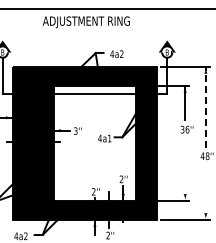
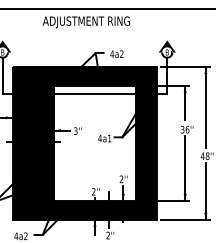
line: dashed -> solid (205, 107)
line: none -> present (185, 167)
line: none -> present (205, 191)
